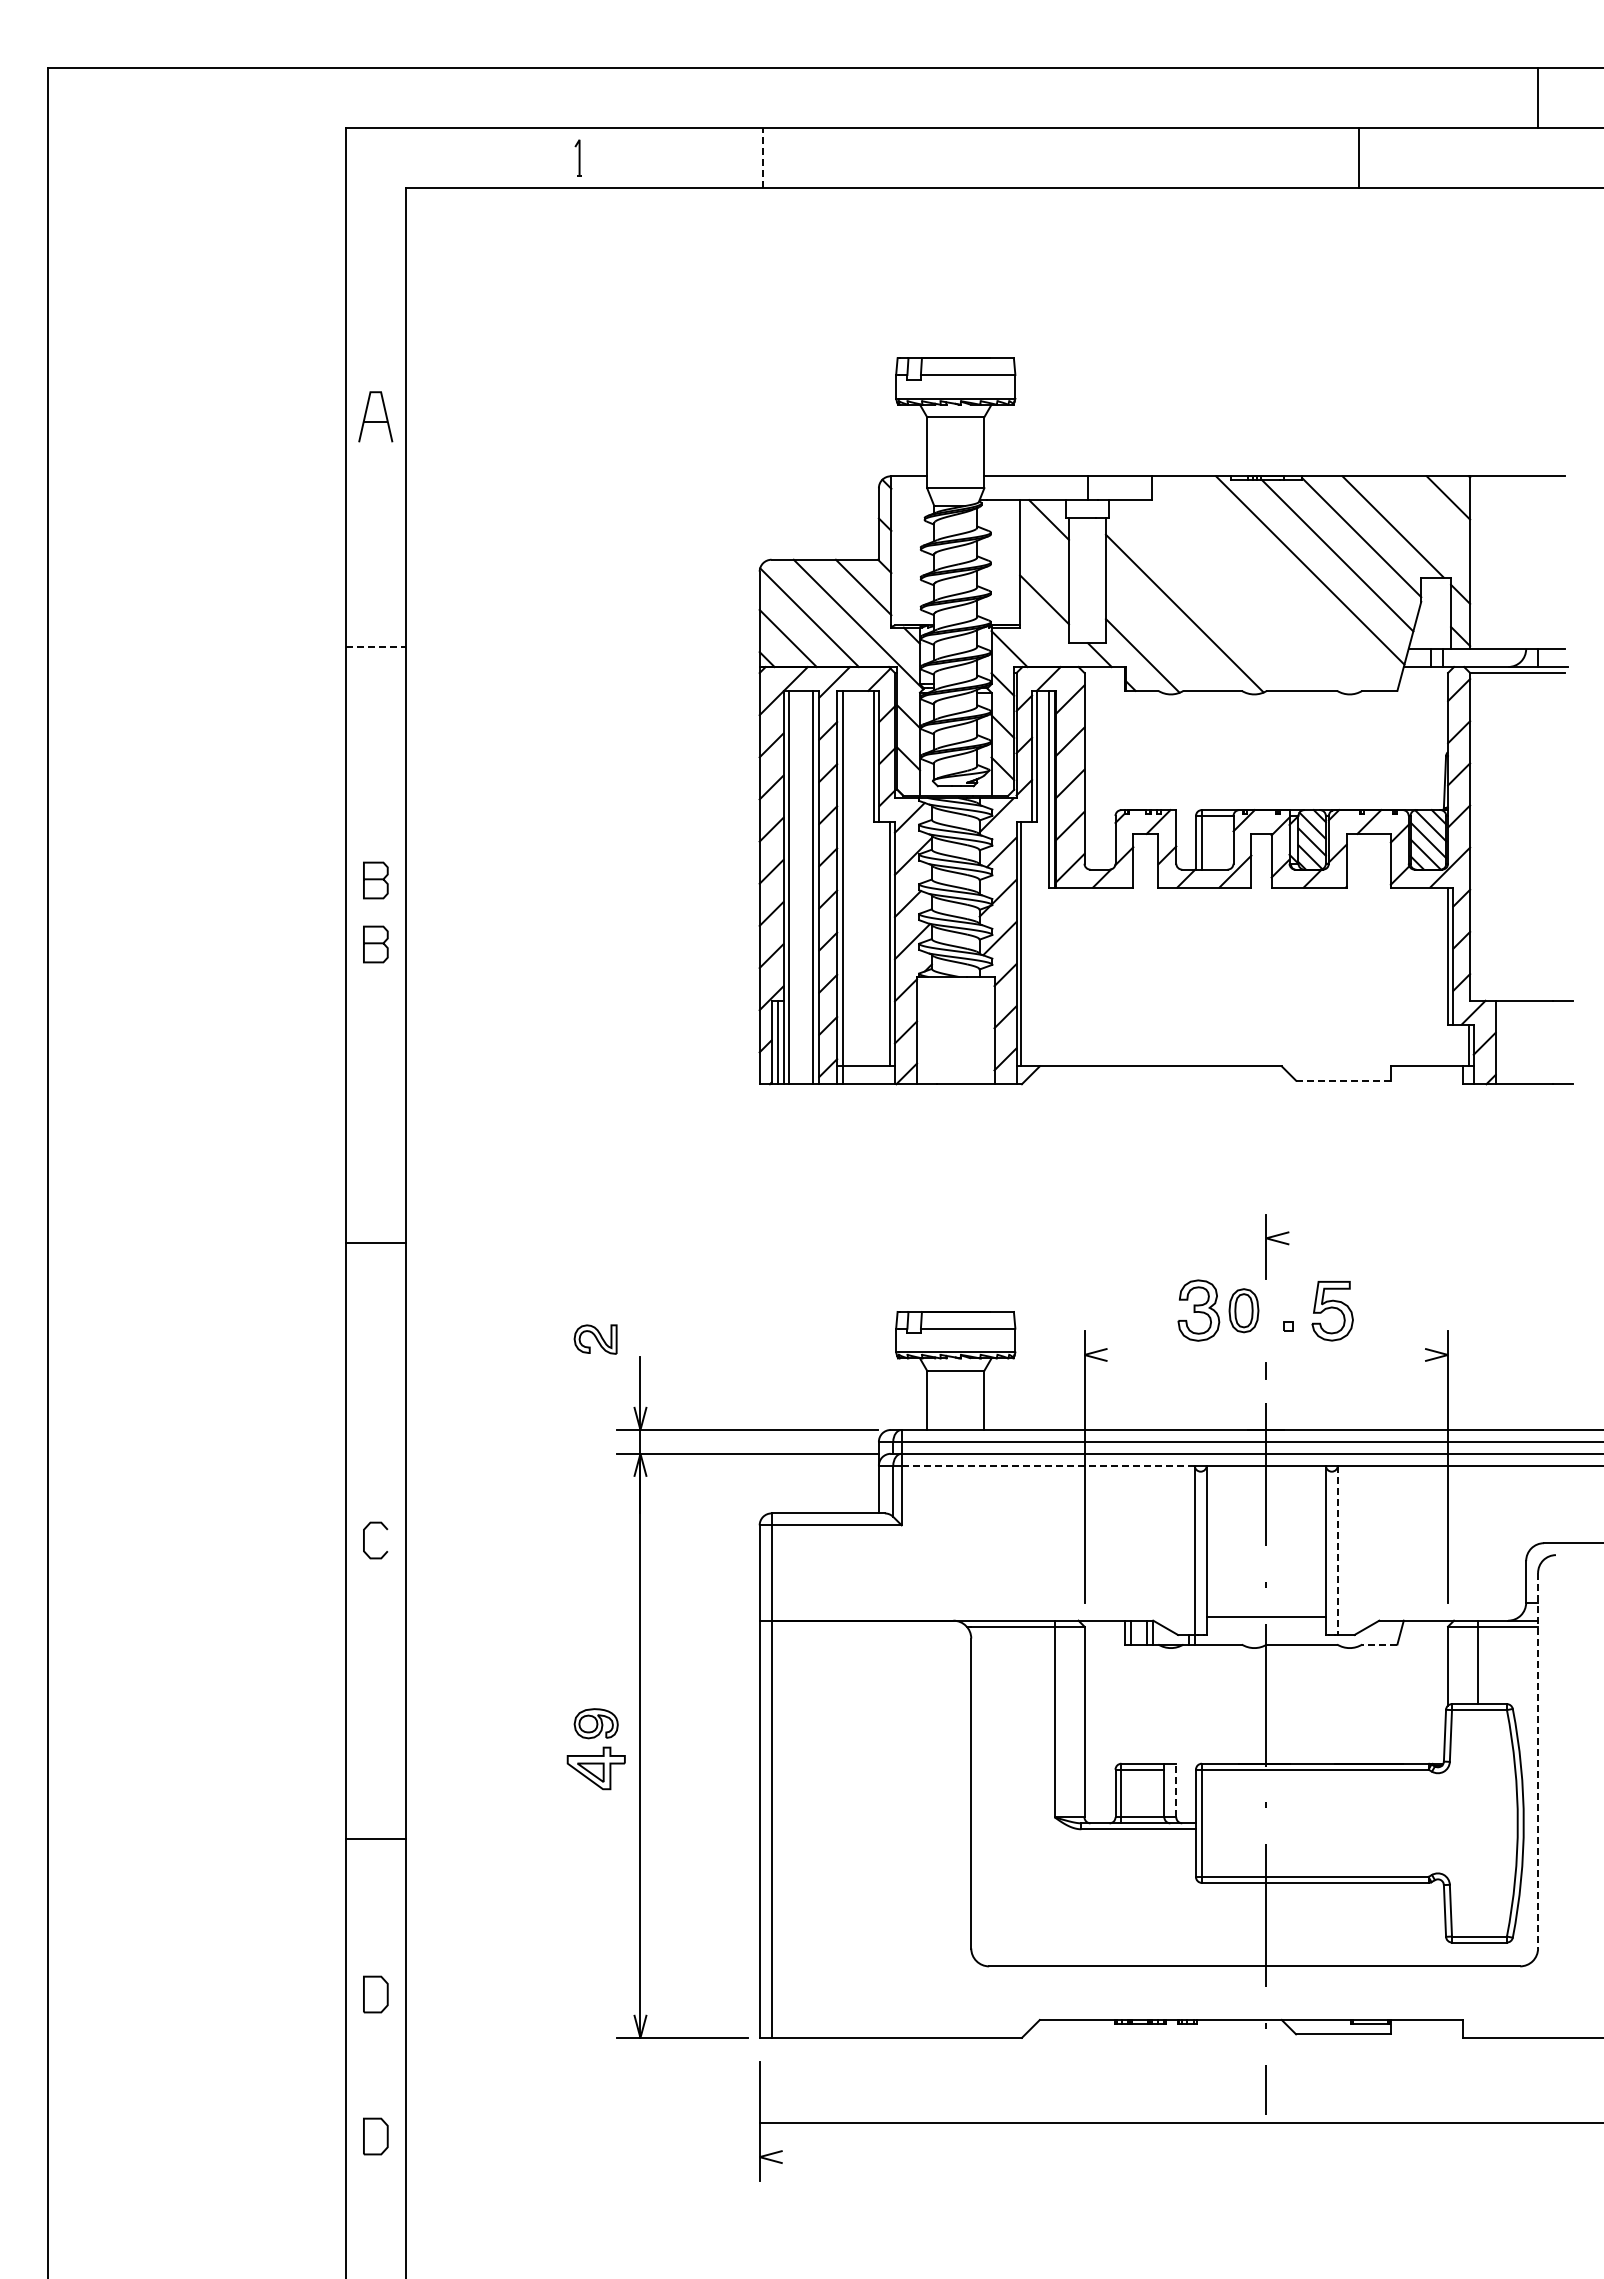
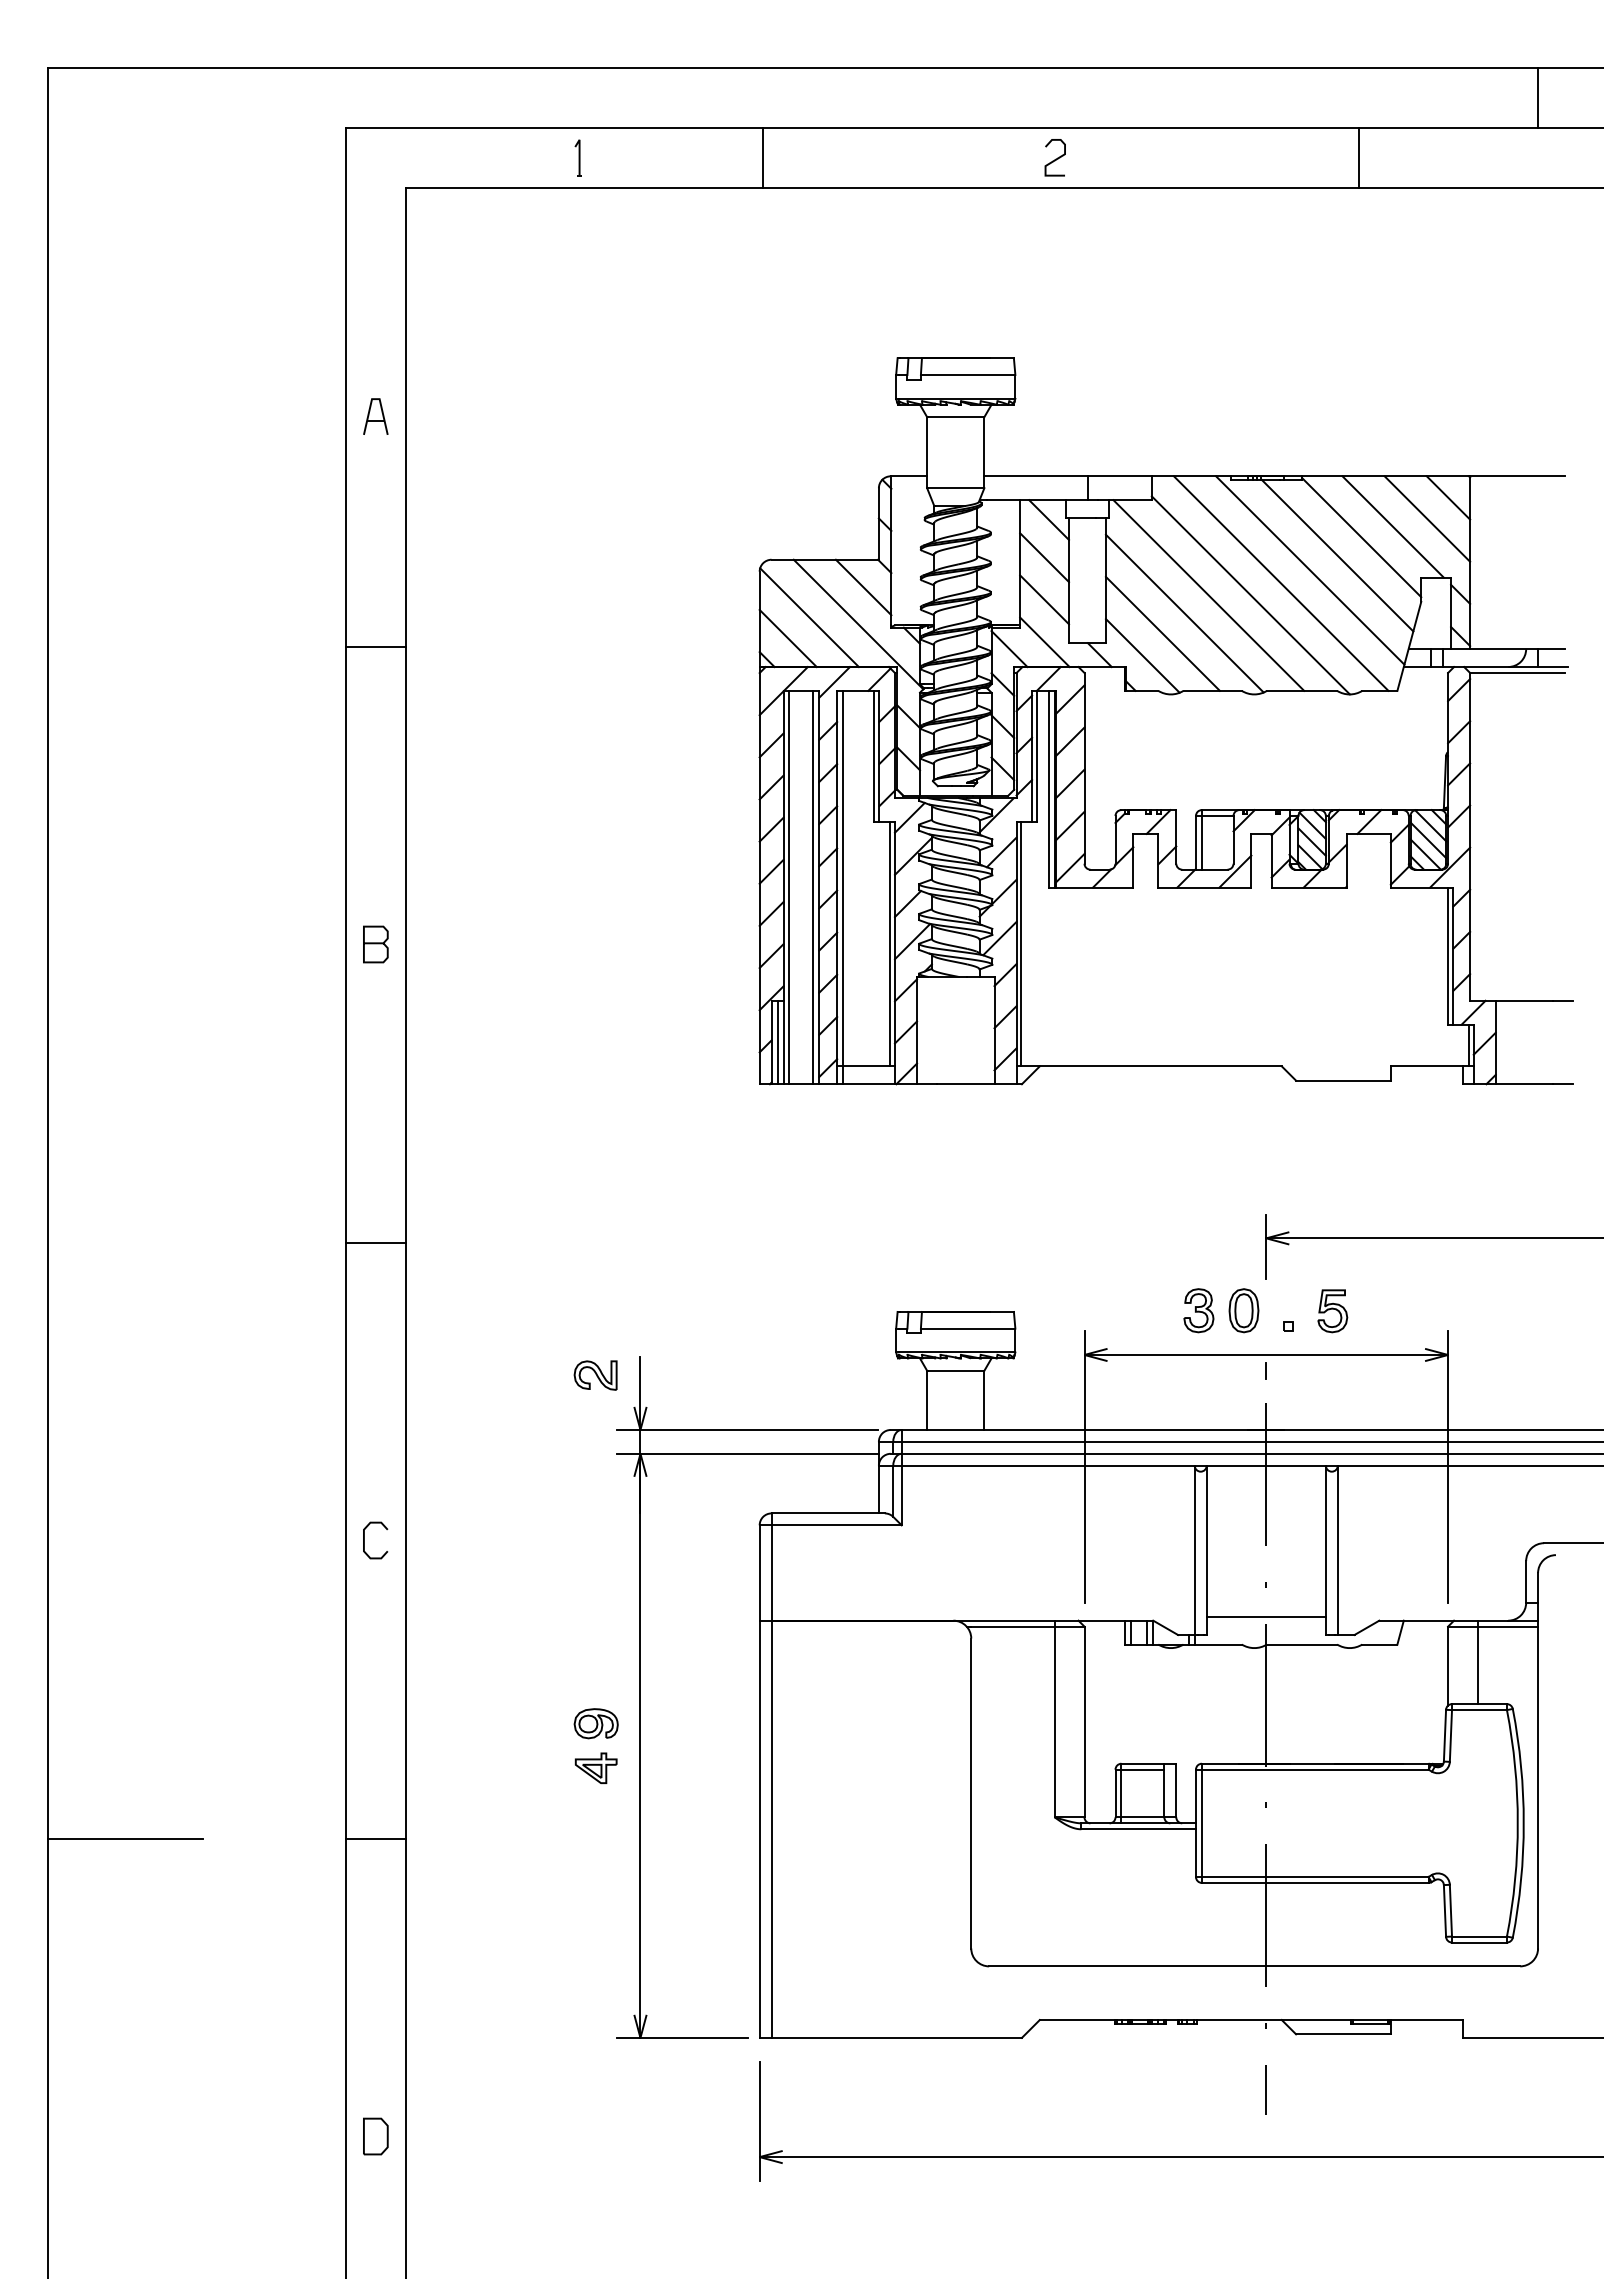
line: dashed -> solid (763, 157)
curve: none -> present (1055, 158)
part size: 36x52 px -> 26x37 px (375, 416)
line: none -> present (1427, 518)
line: none -> present (1044, 557)
line: none -> present (1280, 583)
line: none -> present (1208, 595)
line: none -> present (1250, 595)
line: none -> present (1162, 633)
line: none -> present (1044, 642)
line: dashed -> solid (375, 646)
curve: present -> none (375, 880)
line: dashed -> solid (1343, 1080)
line: none -> present (1433, 1238)
part size: 44x63 px -> 32x46 px (1198, 1310)
part size: 43x61 px -> 32x45 px (1332, 1311)
part position: (595, 1339) -> (595, 1375) (595, 1375)
line: none -> present (1266, 1354)
line: dashed -> solid (1048, 1465)
line: dashed -> solid (1337, 1550)
line: dashed -> solid (1379, 1644)
line: dashed -> solid (1538, 1760)
part size: 60x45 px -> 44x32 px (595, 1767)
line: dashed -> solid (1176, 1790)
line: none -> present (125, 1838)
part: present -> none (375, 1994)
line position: (1179, 2123) -> (1179, 2157) (1179, 2157)
